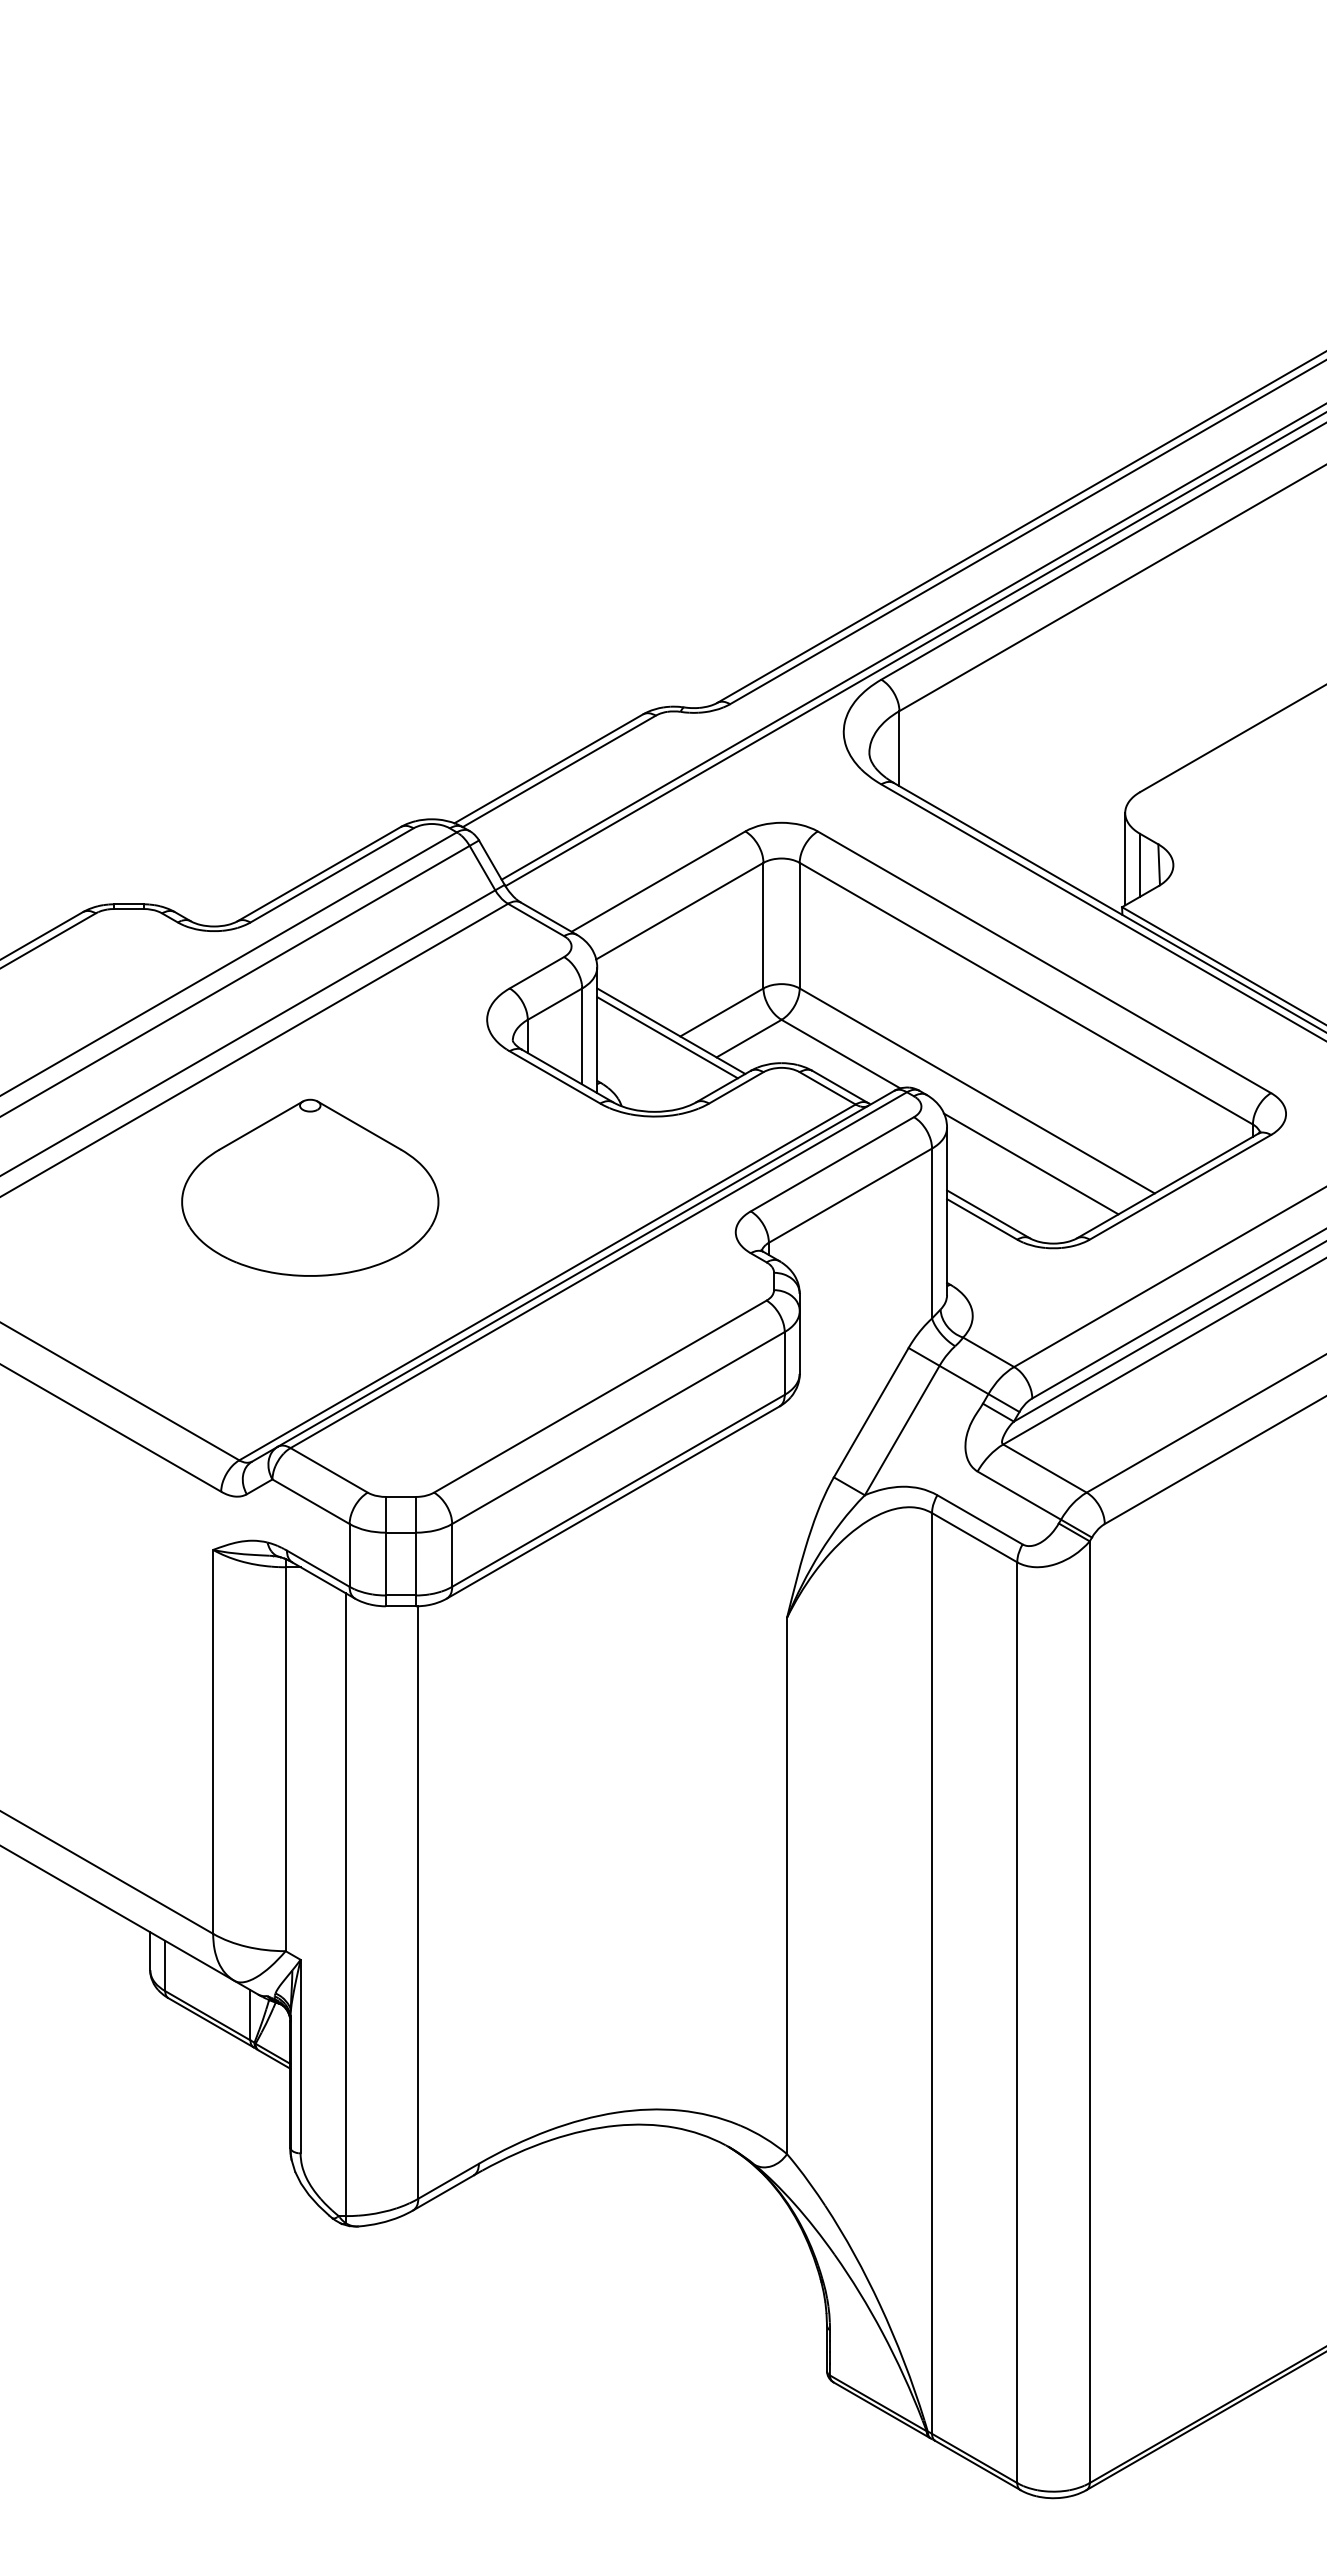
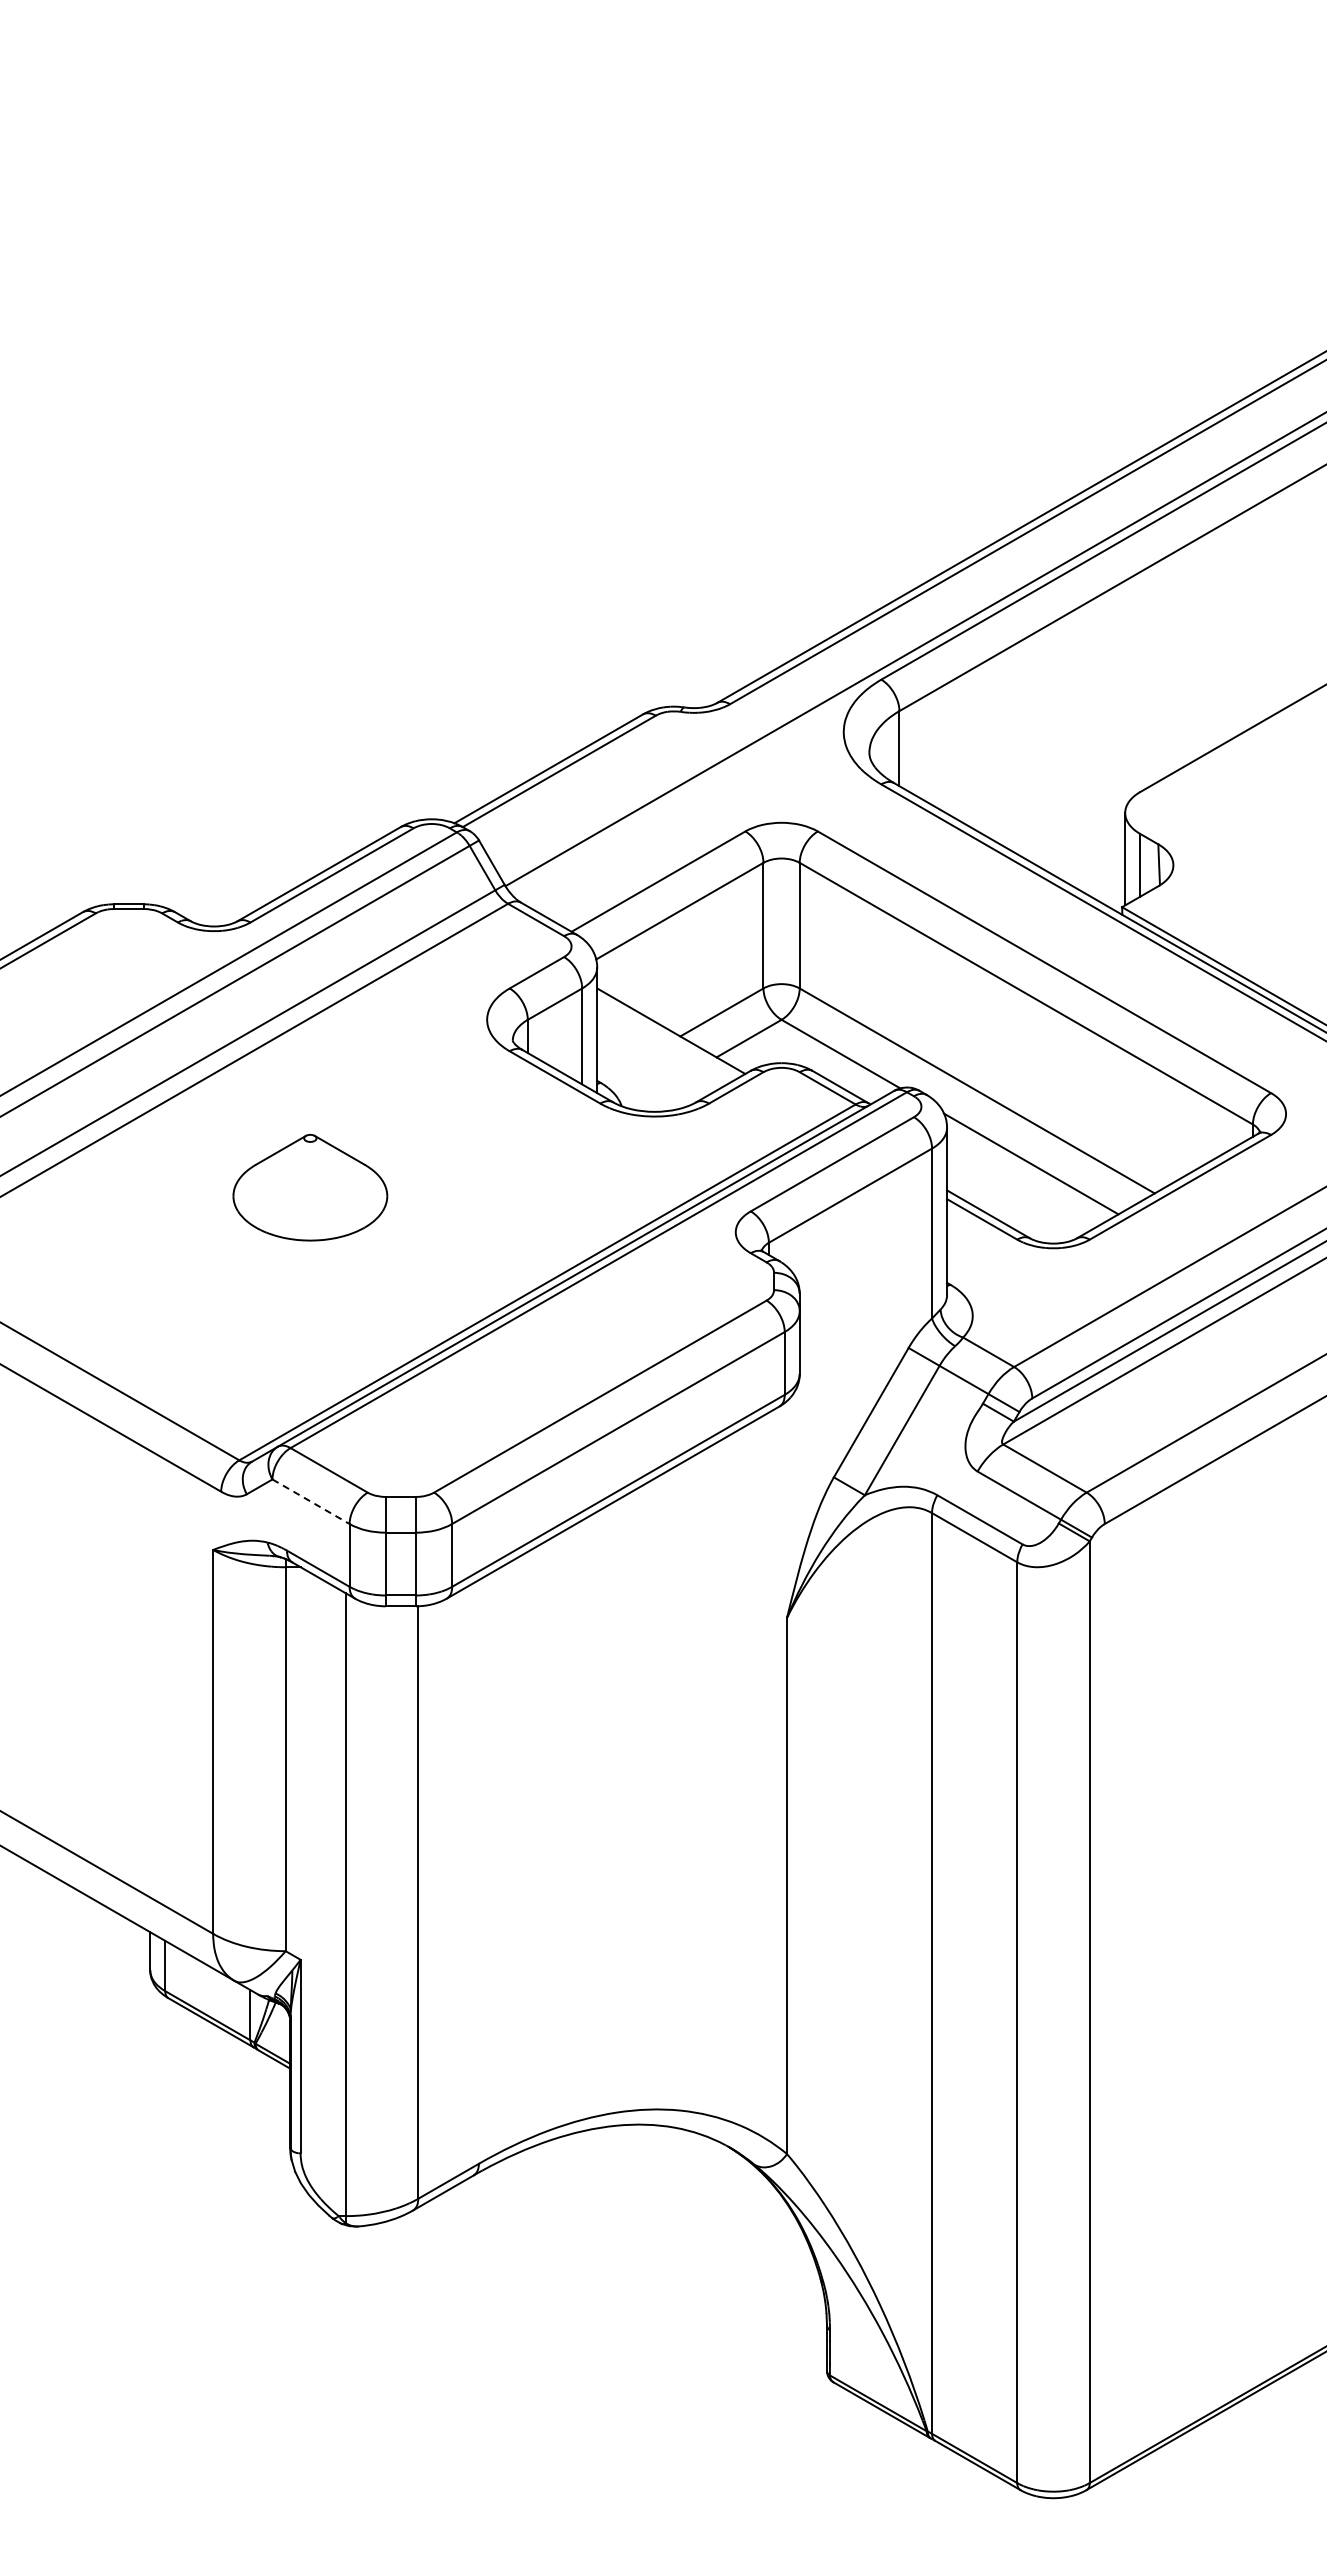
line: present -> none (912, 642)
line: present -> none (667, 1037)
part size: 259x179 px -> 157x108 px (310, 1187)
line: solid -> dashed (311, 1501)
